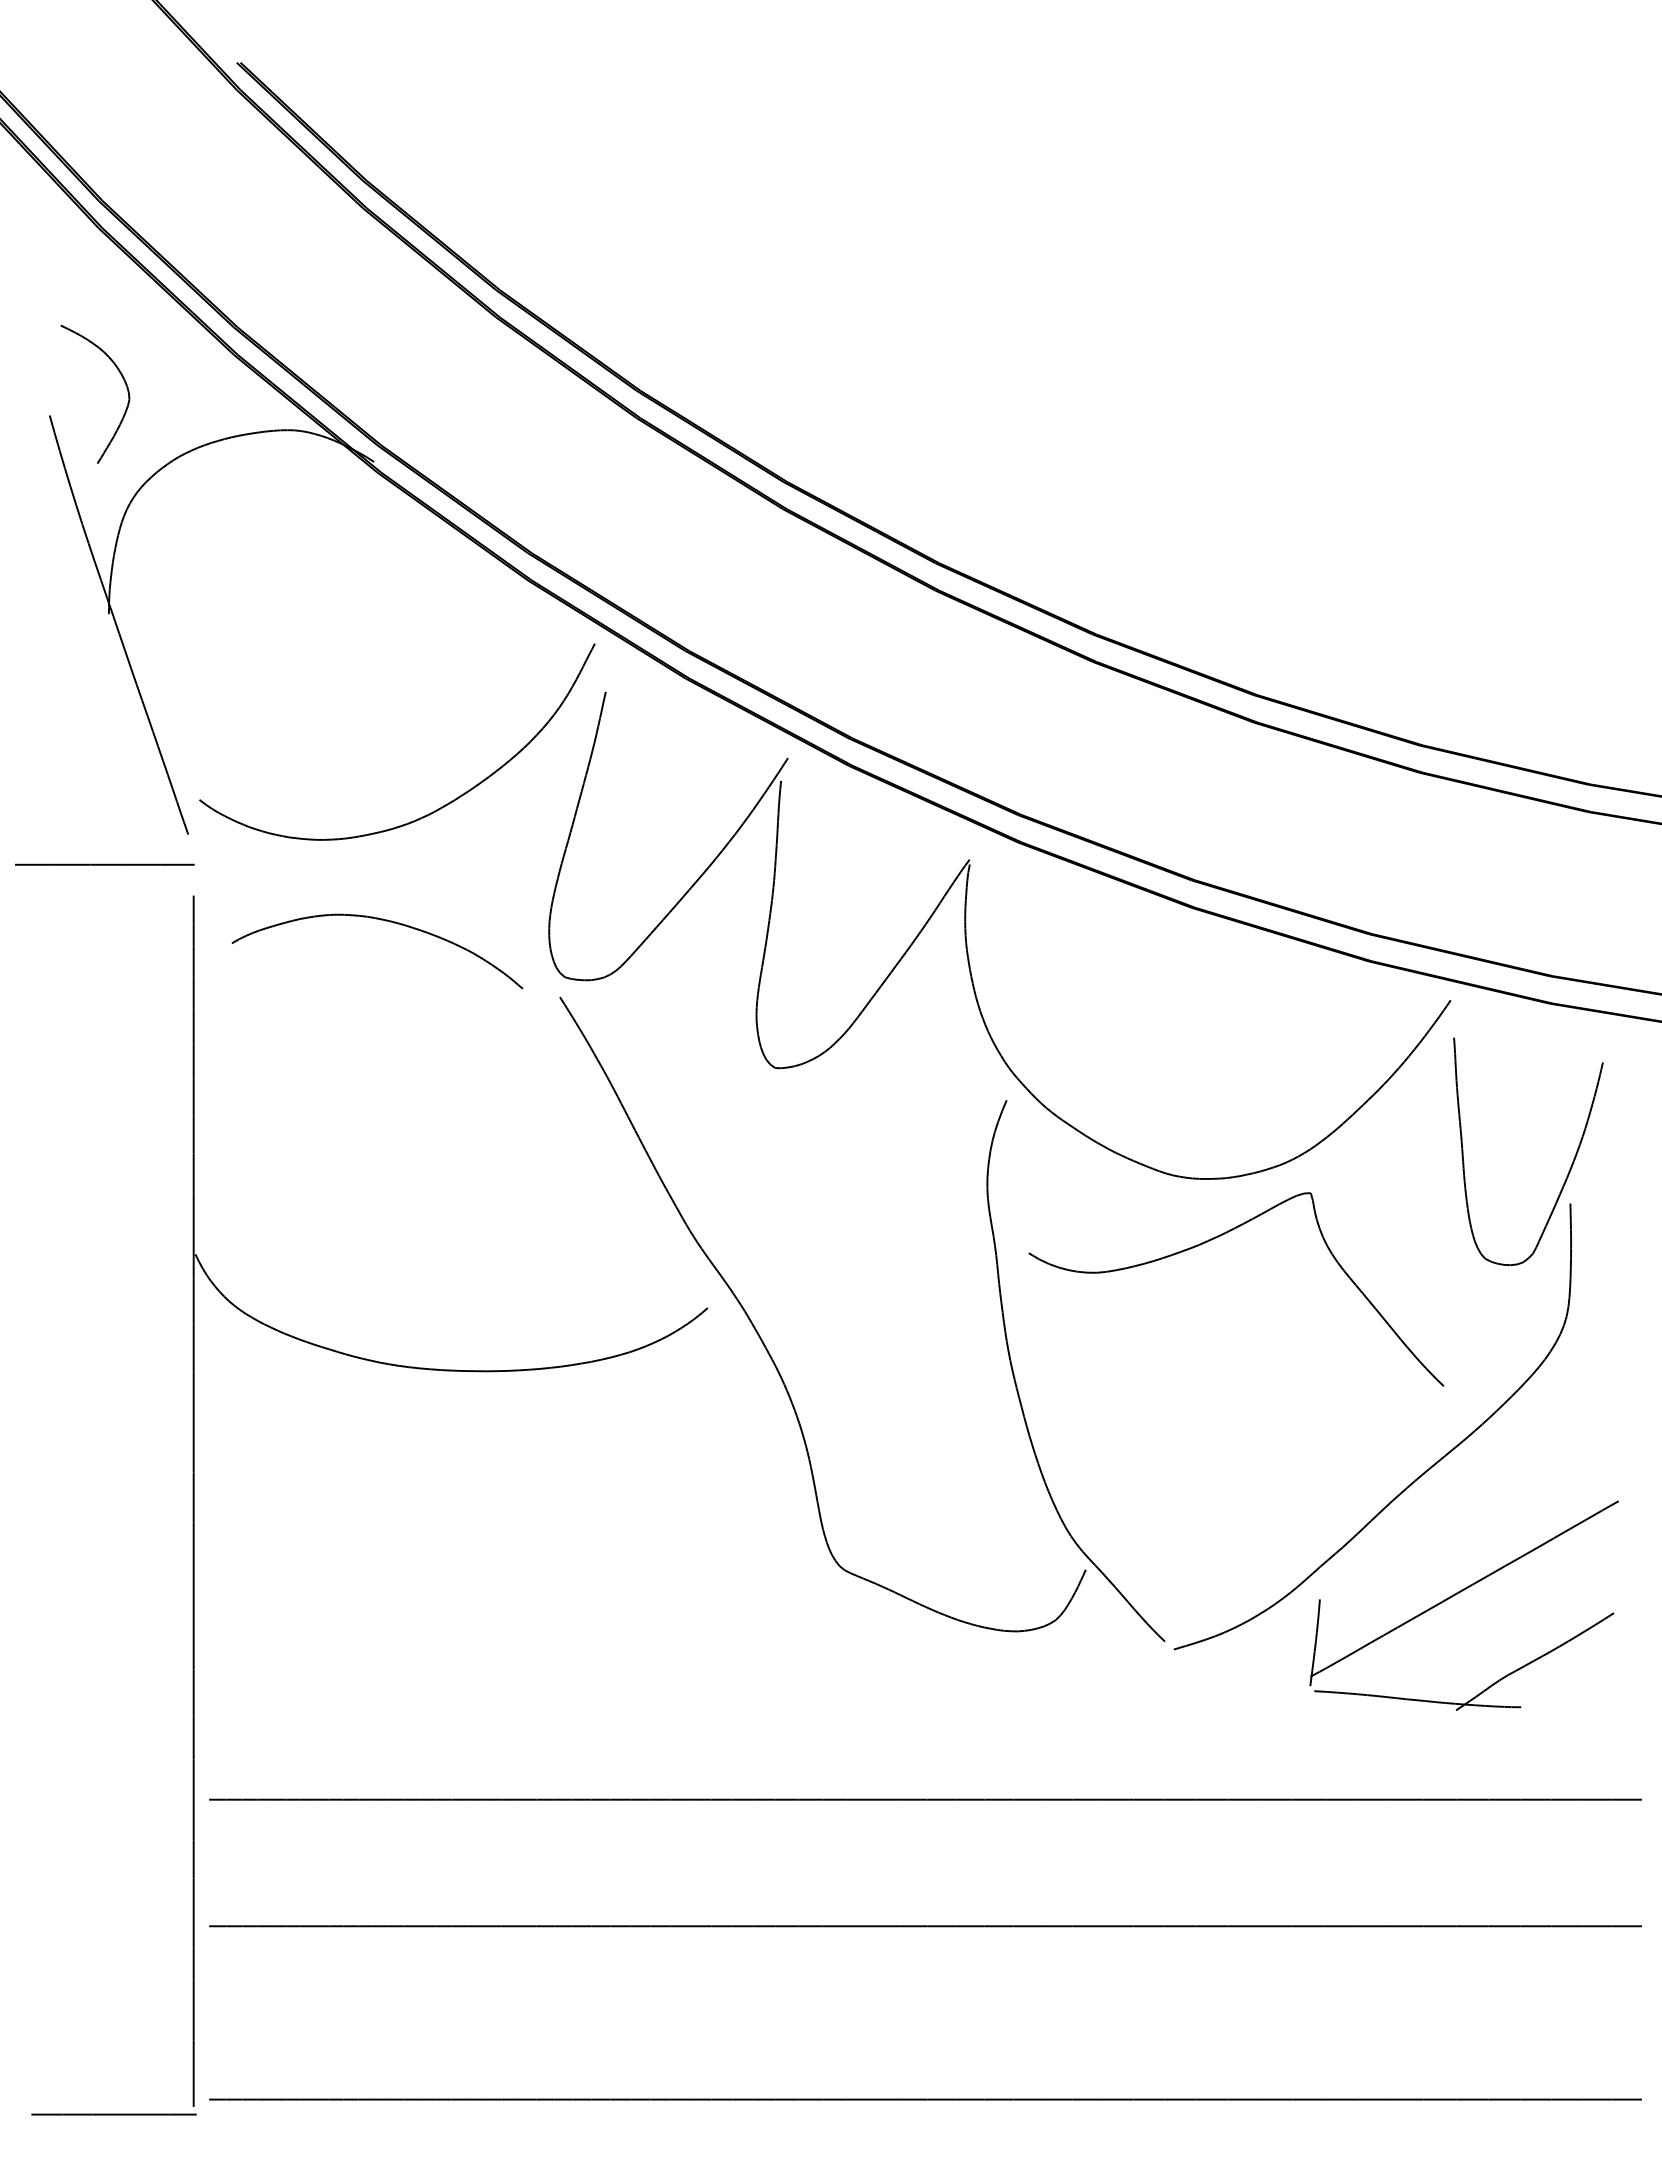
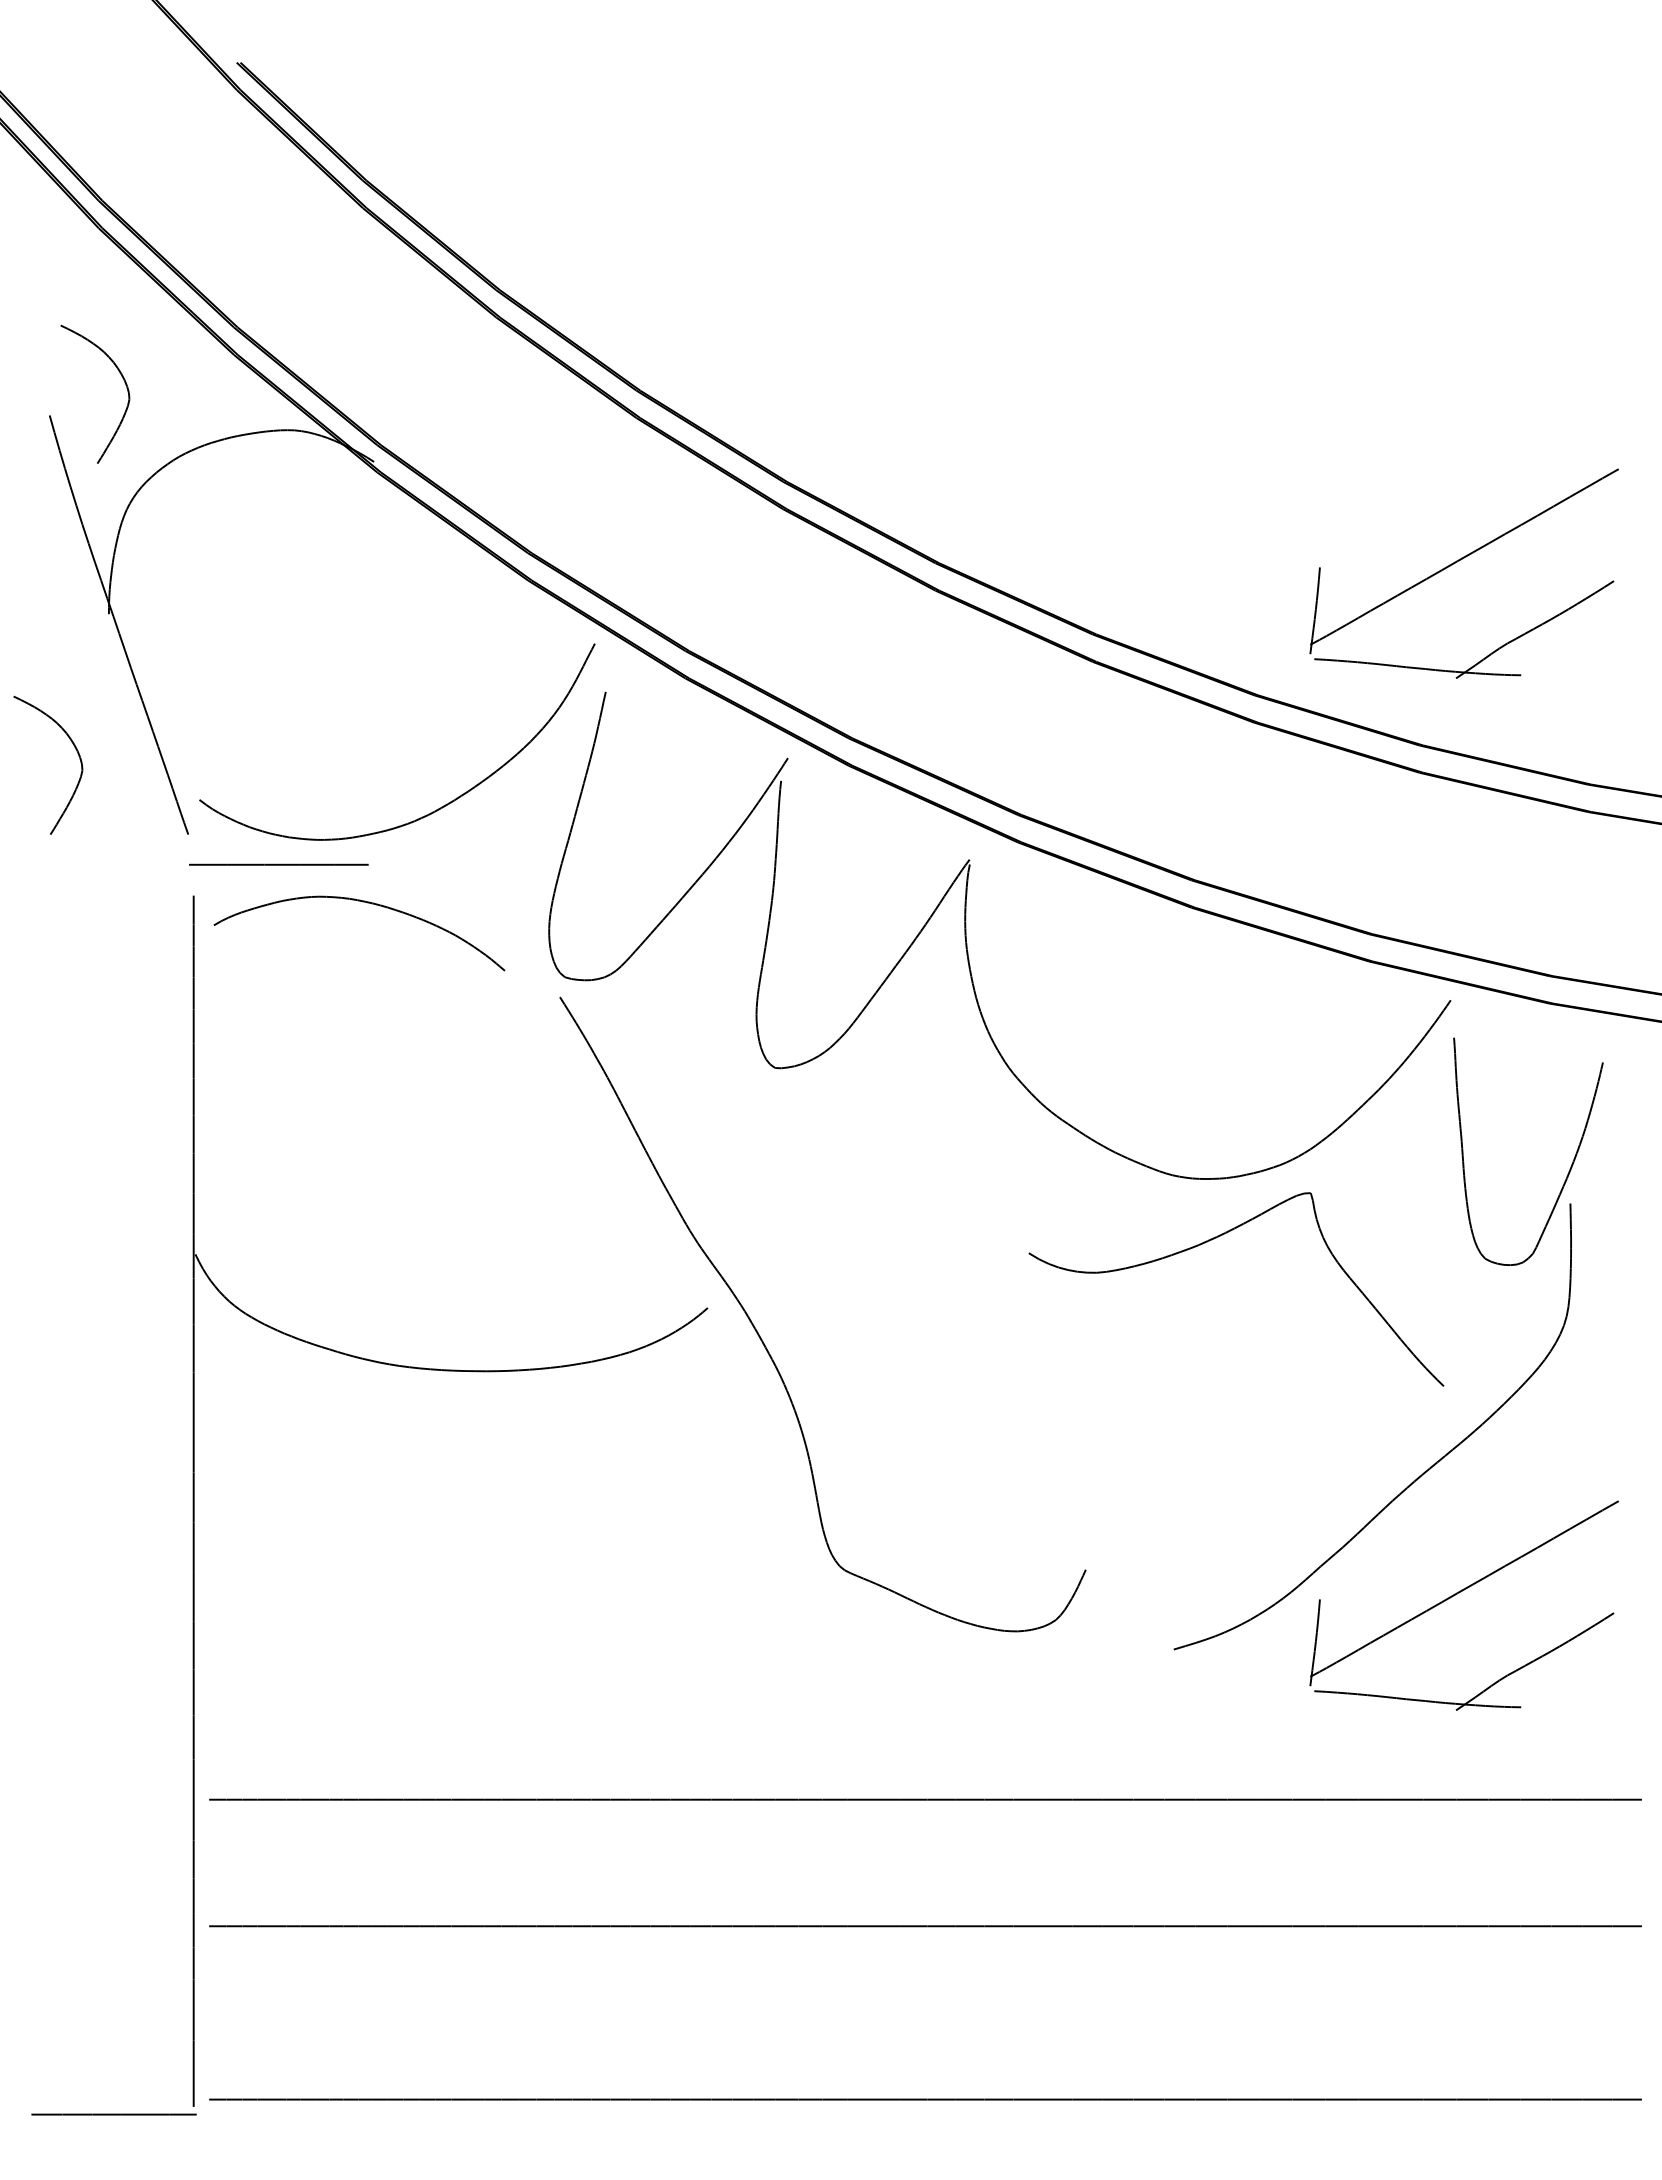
part: none -> present (1457, 562)
part: none -> present (76, 751)
line position: (104, 864) -> (278, 864) (278, 864)
part position: (385, 921) -> (367, 903) (367, 903)
part: present -> none (1017, 1386)
